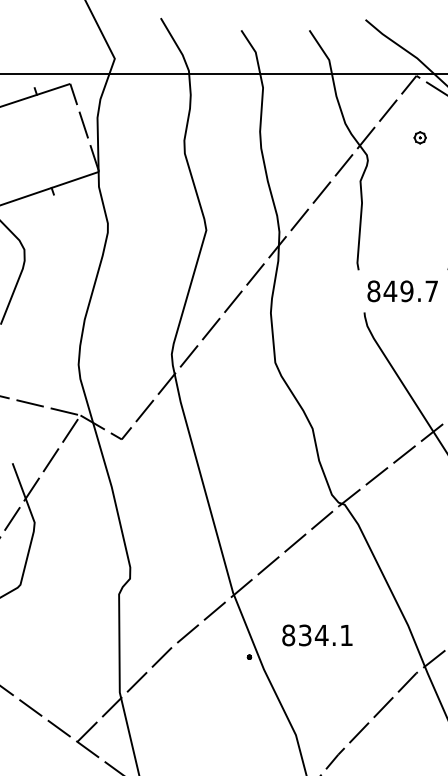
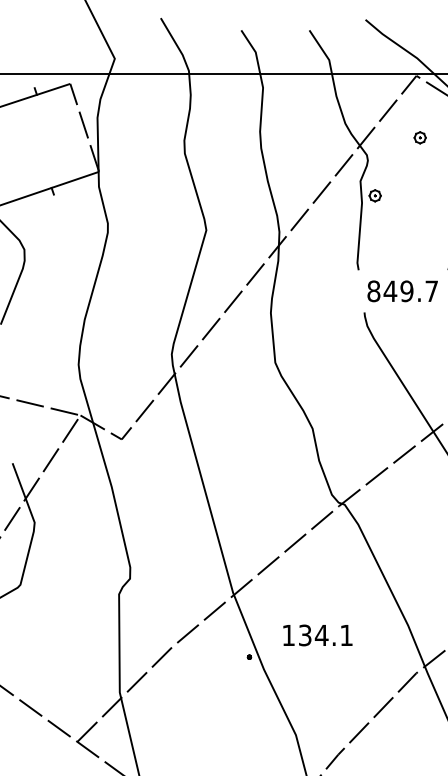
part: none -> present (374, 195)
text: 834.1 -> 134.1 (288, 635)
